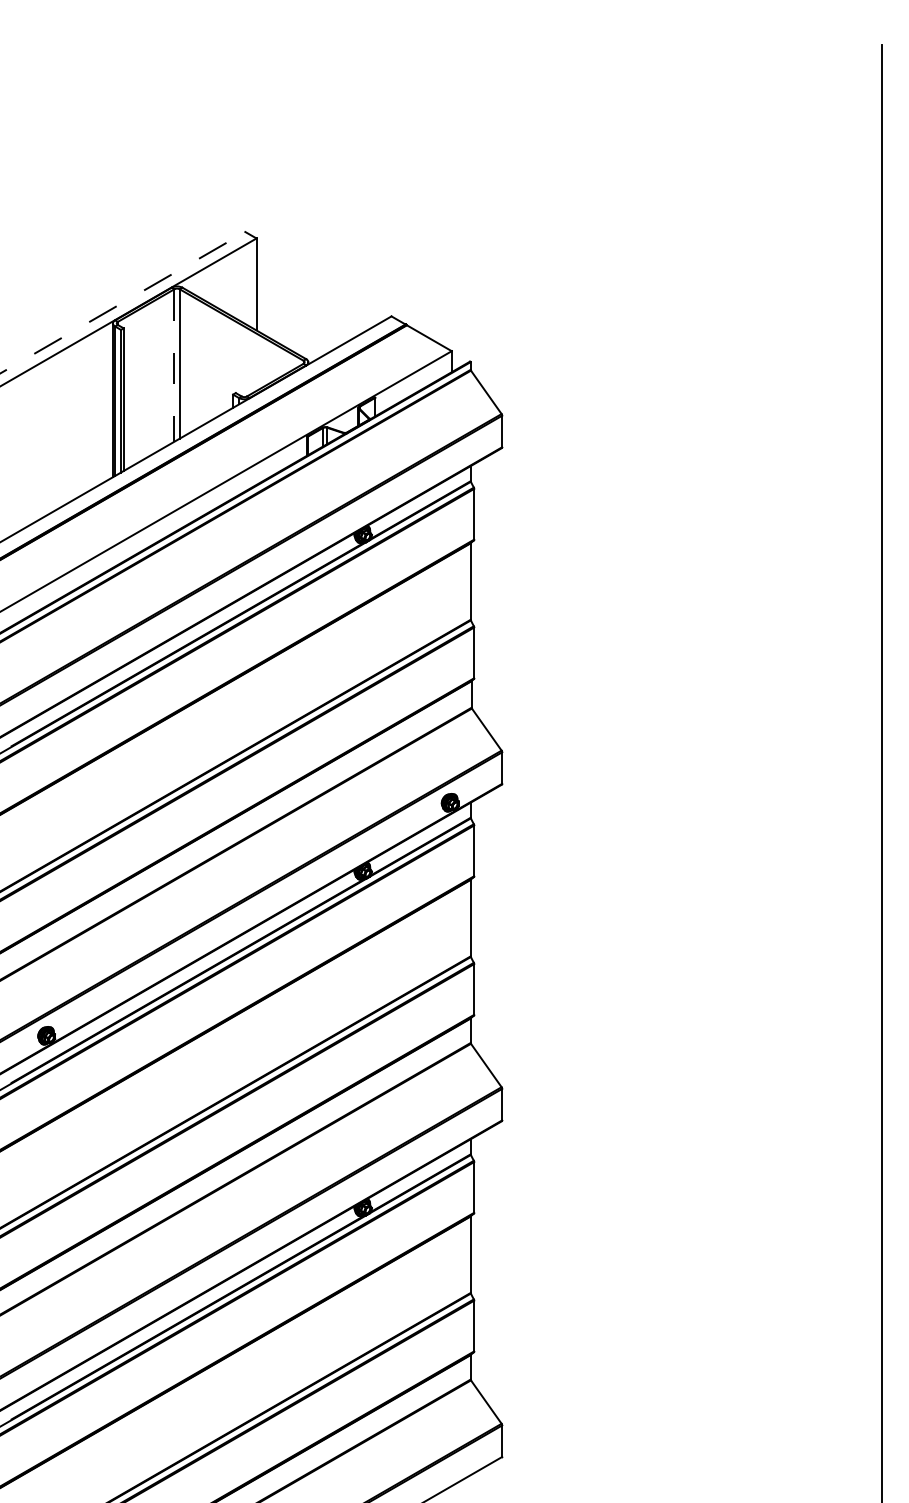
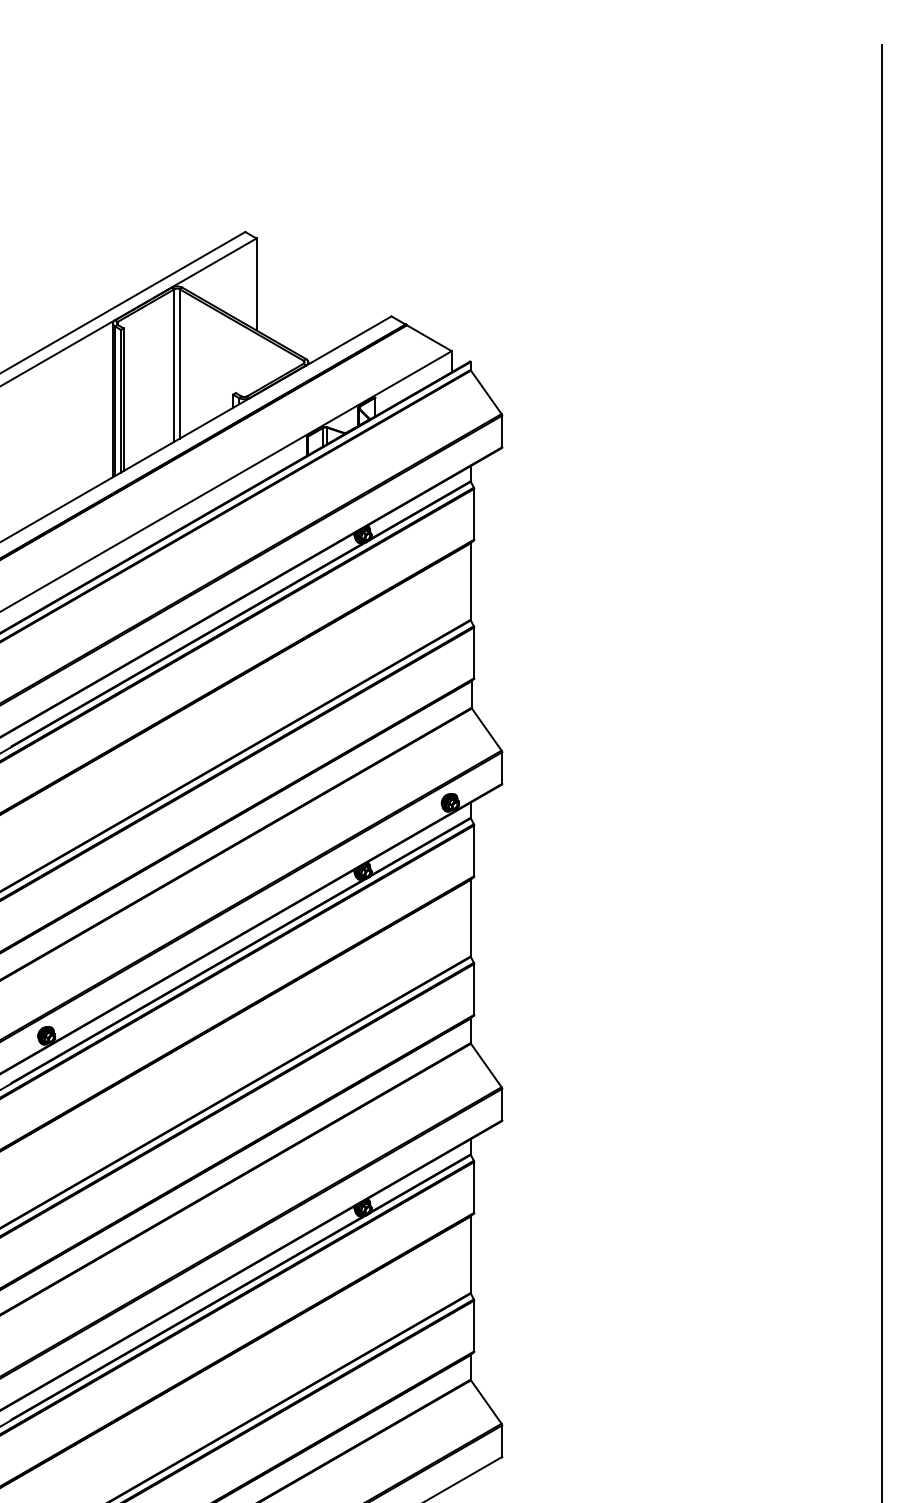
line: dashed -> solid (123, 302)
line: dashed -> solid (174, 366)
